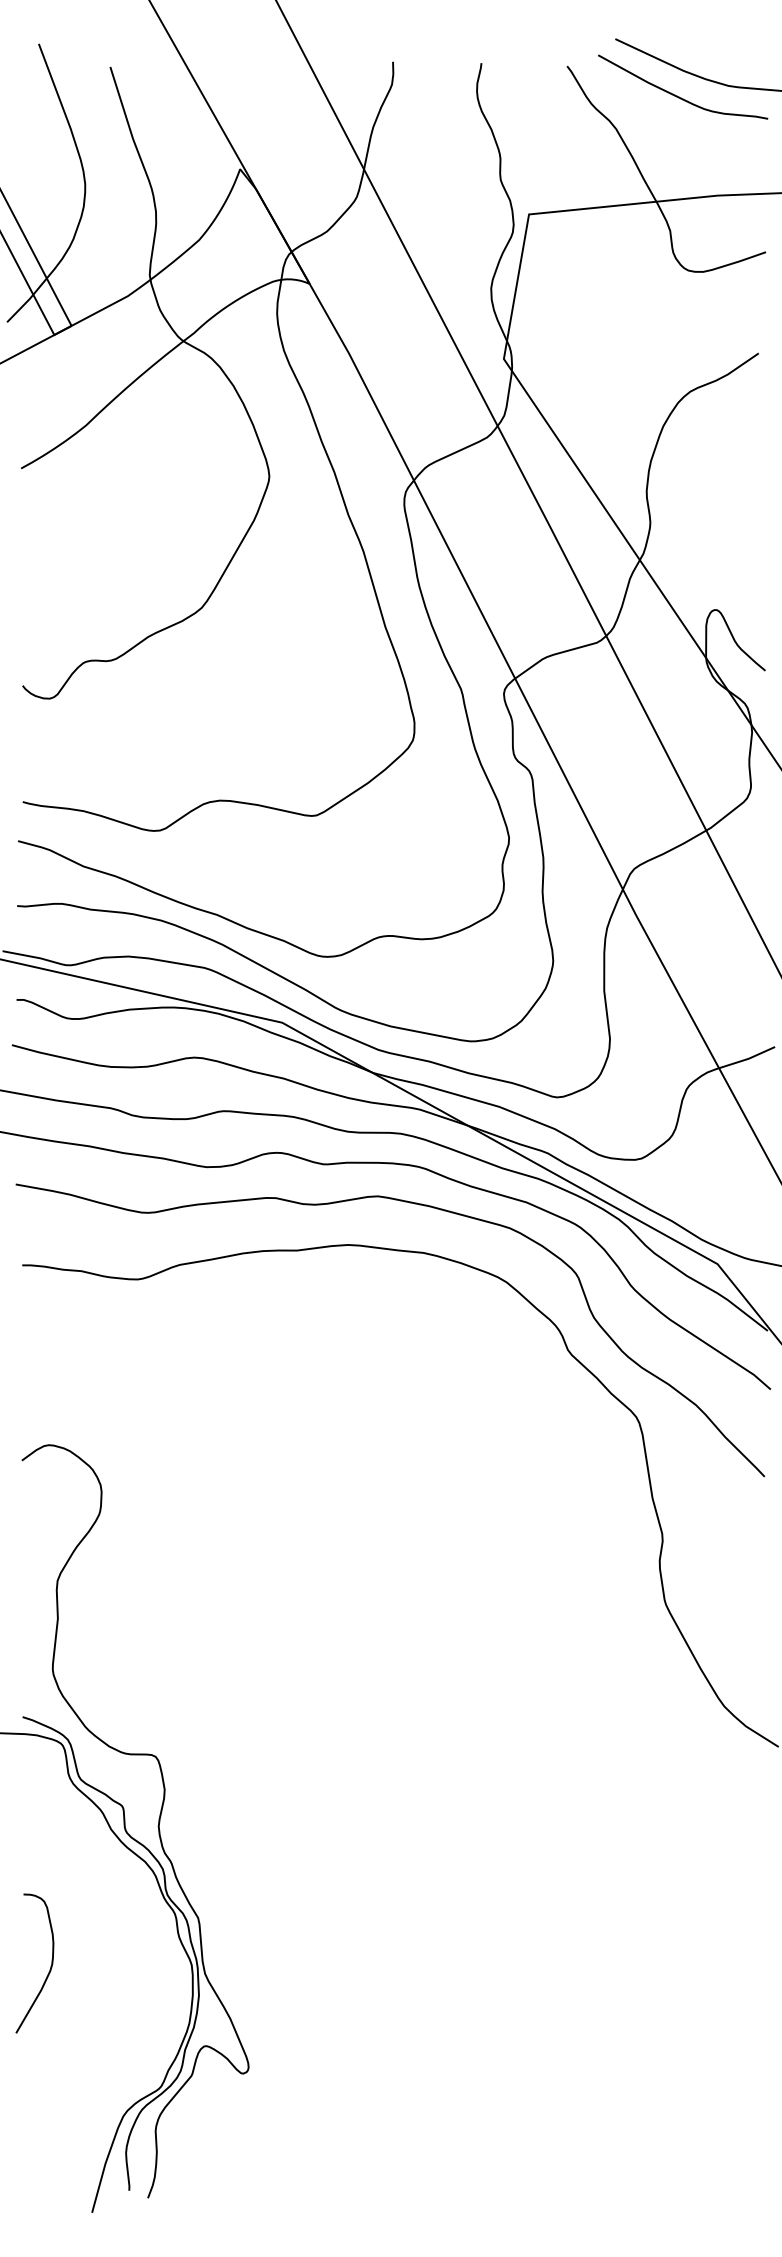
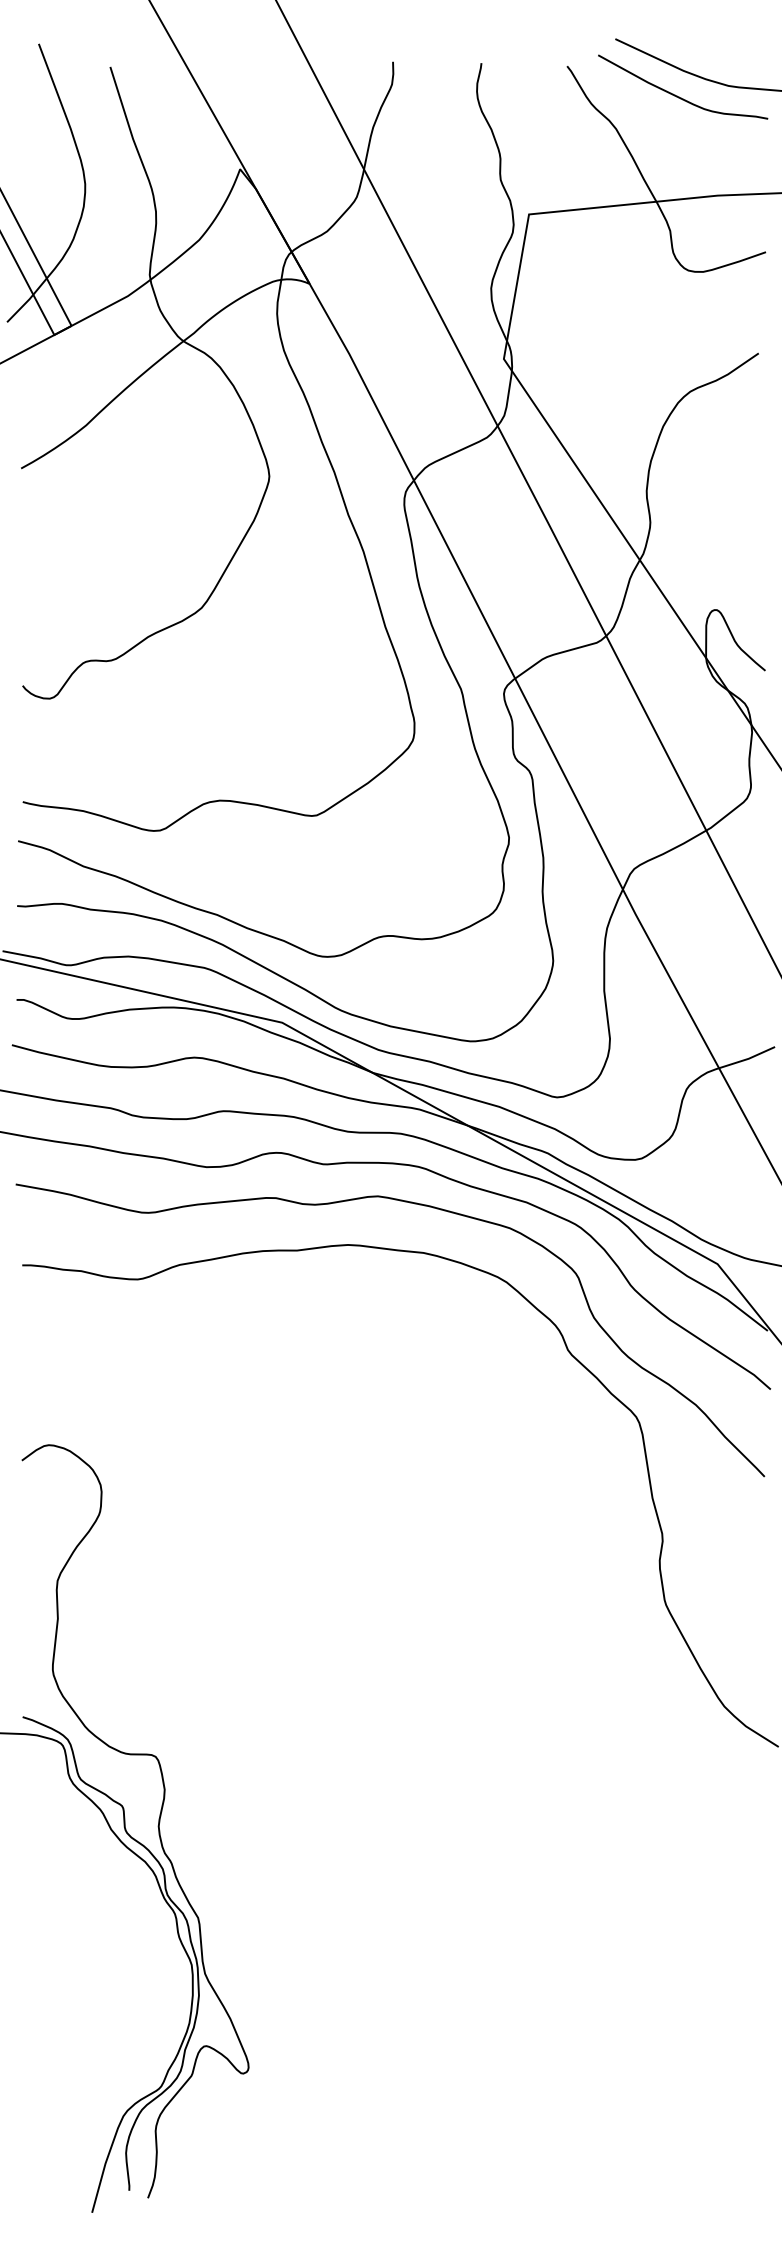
curve: present -> none (49, 1969)
